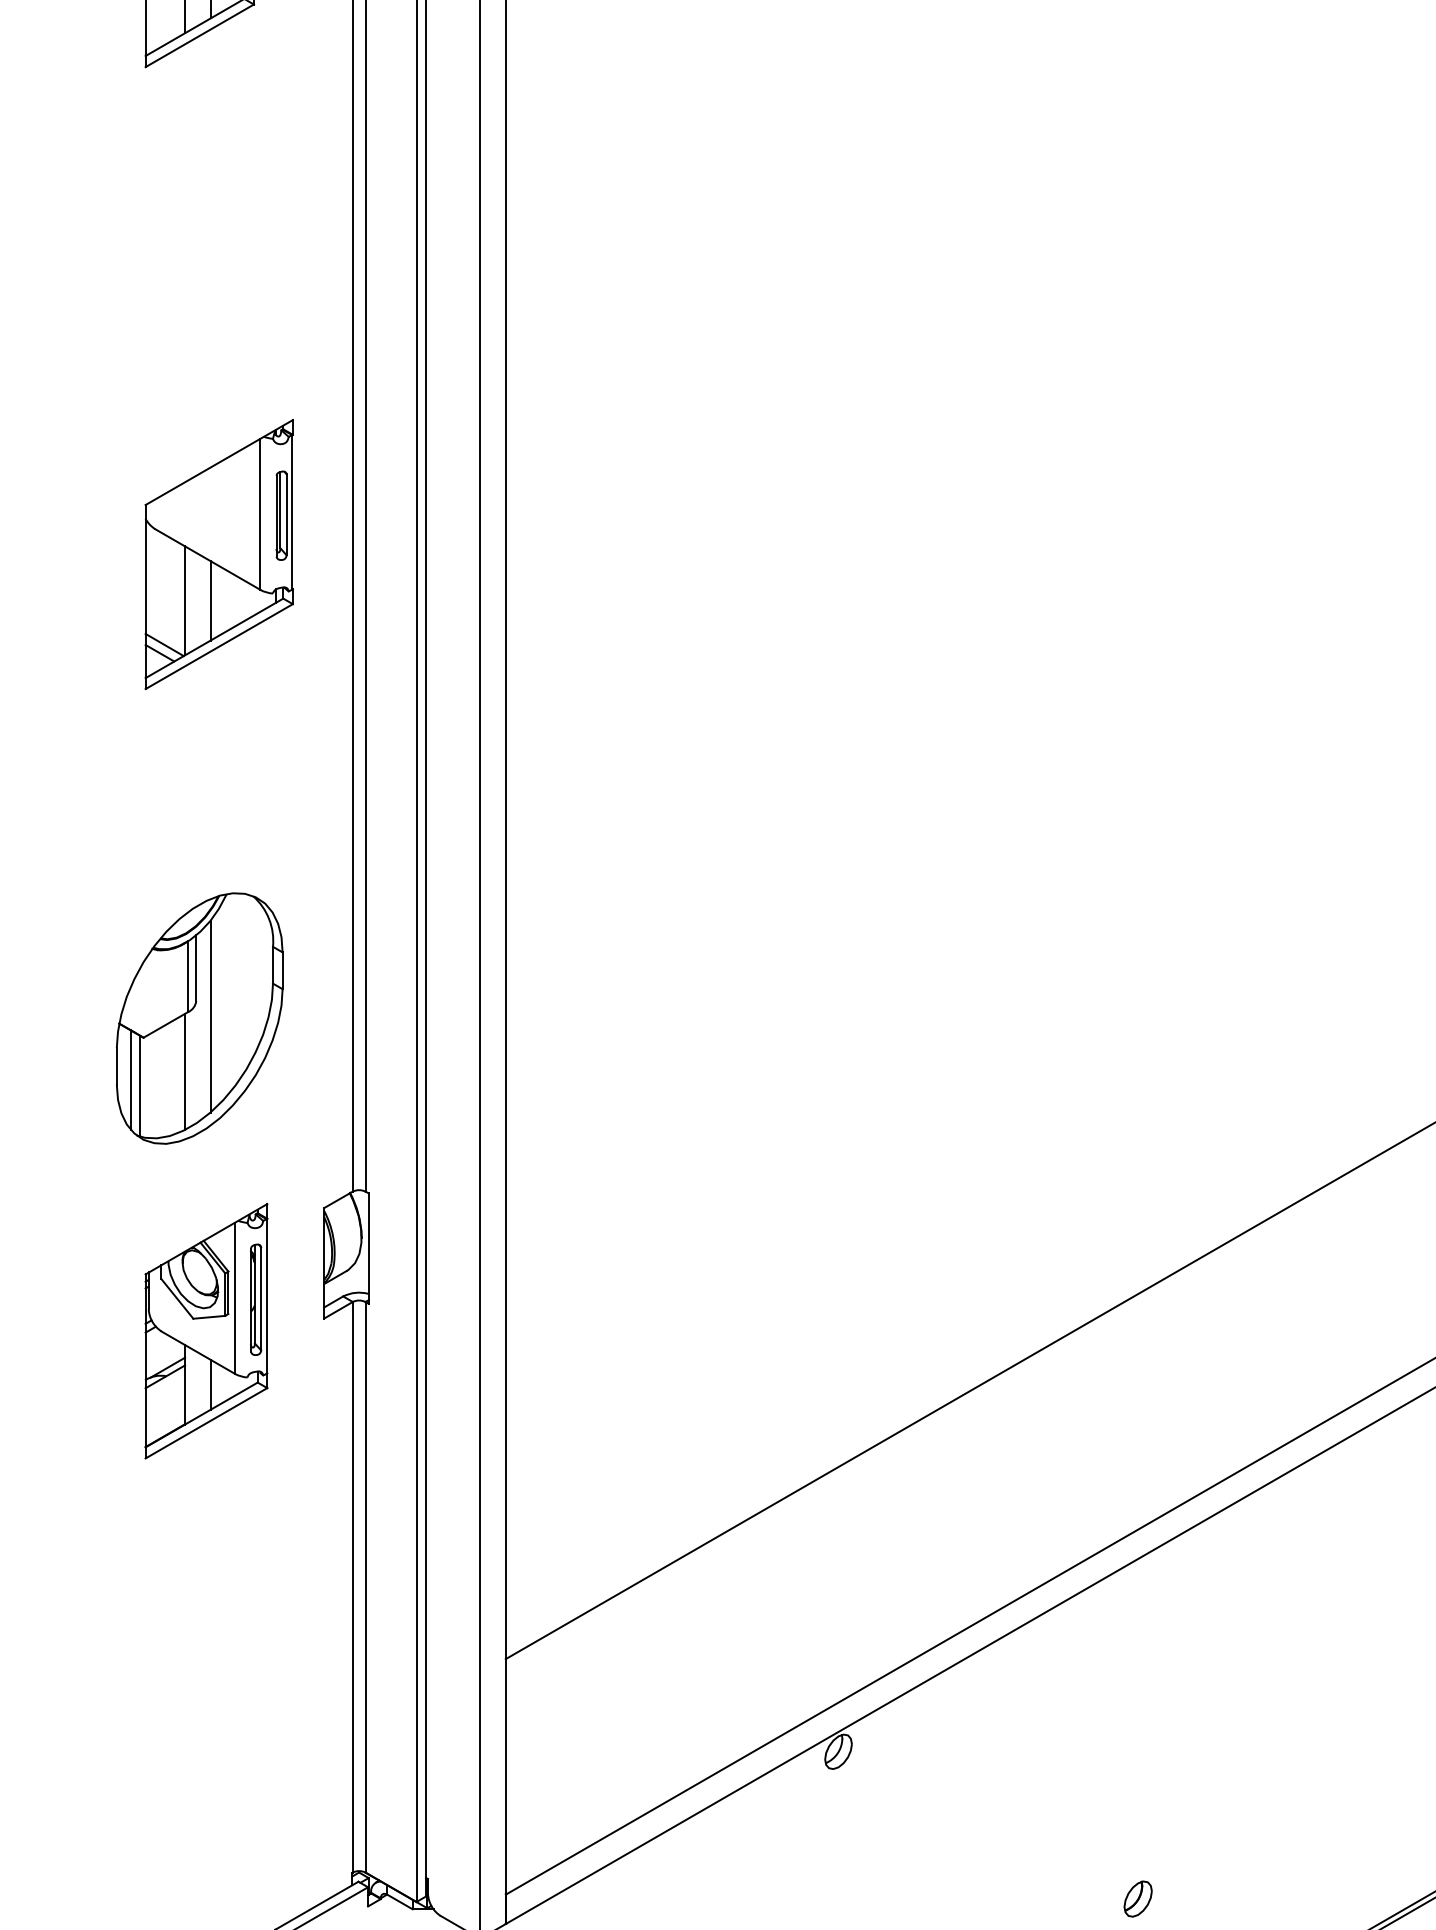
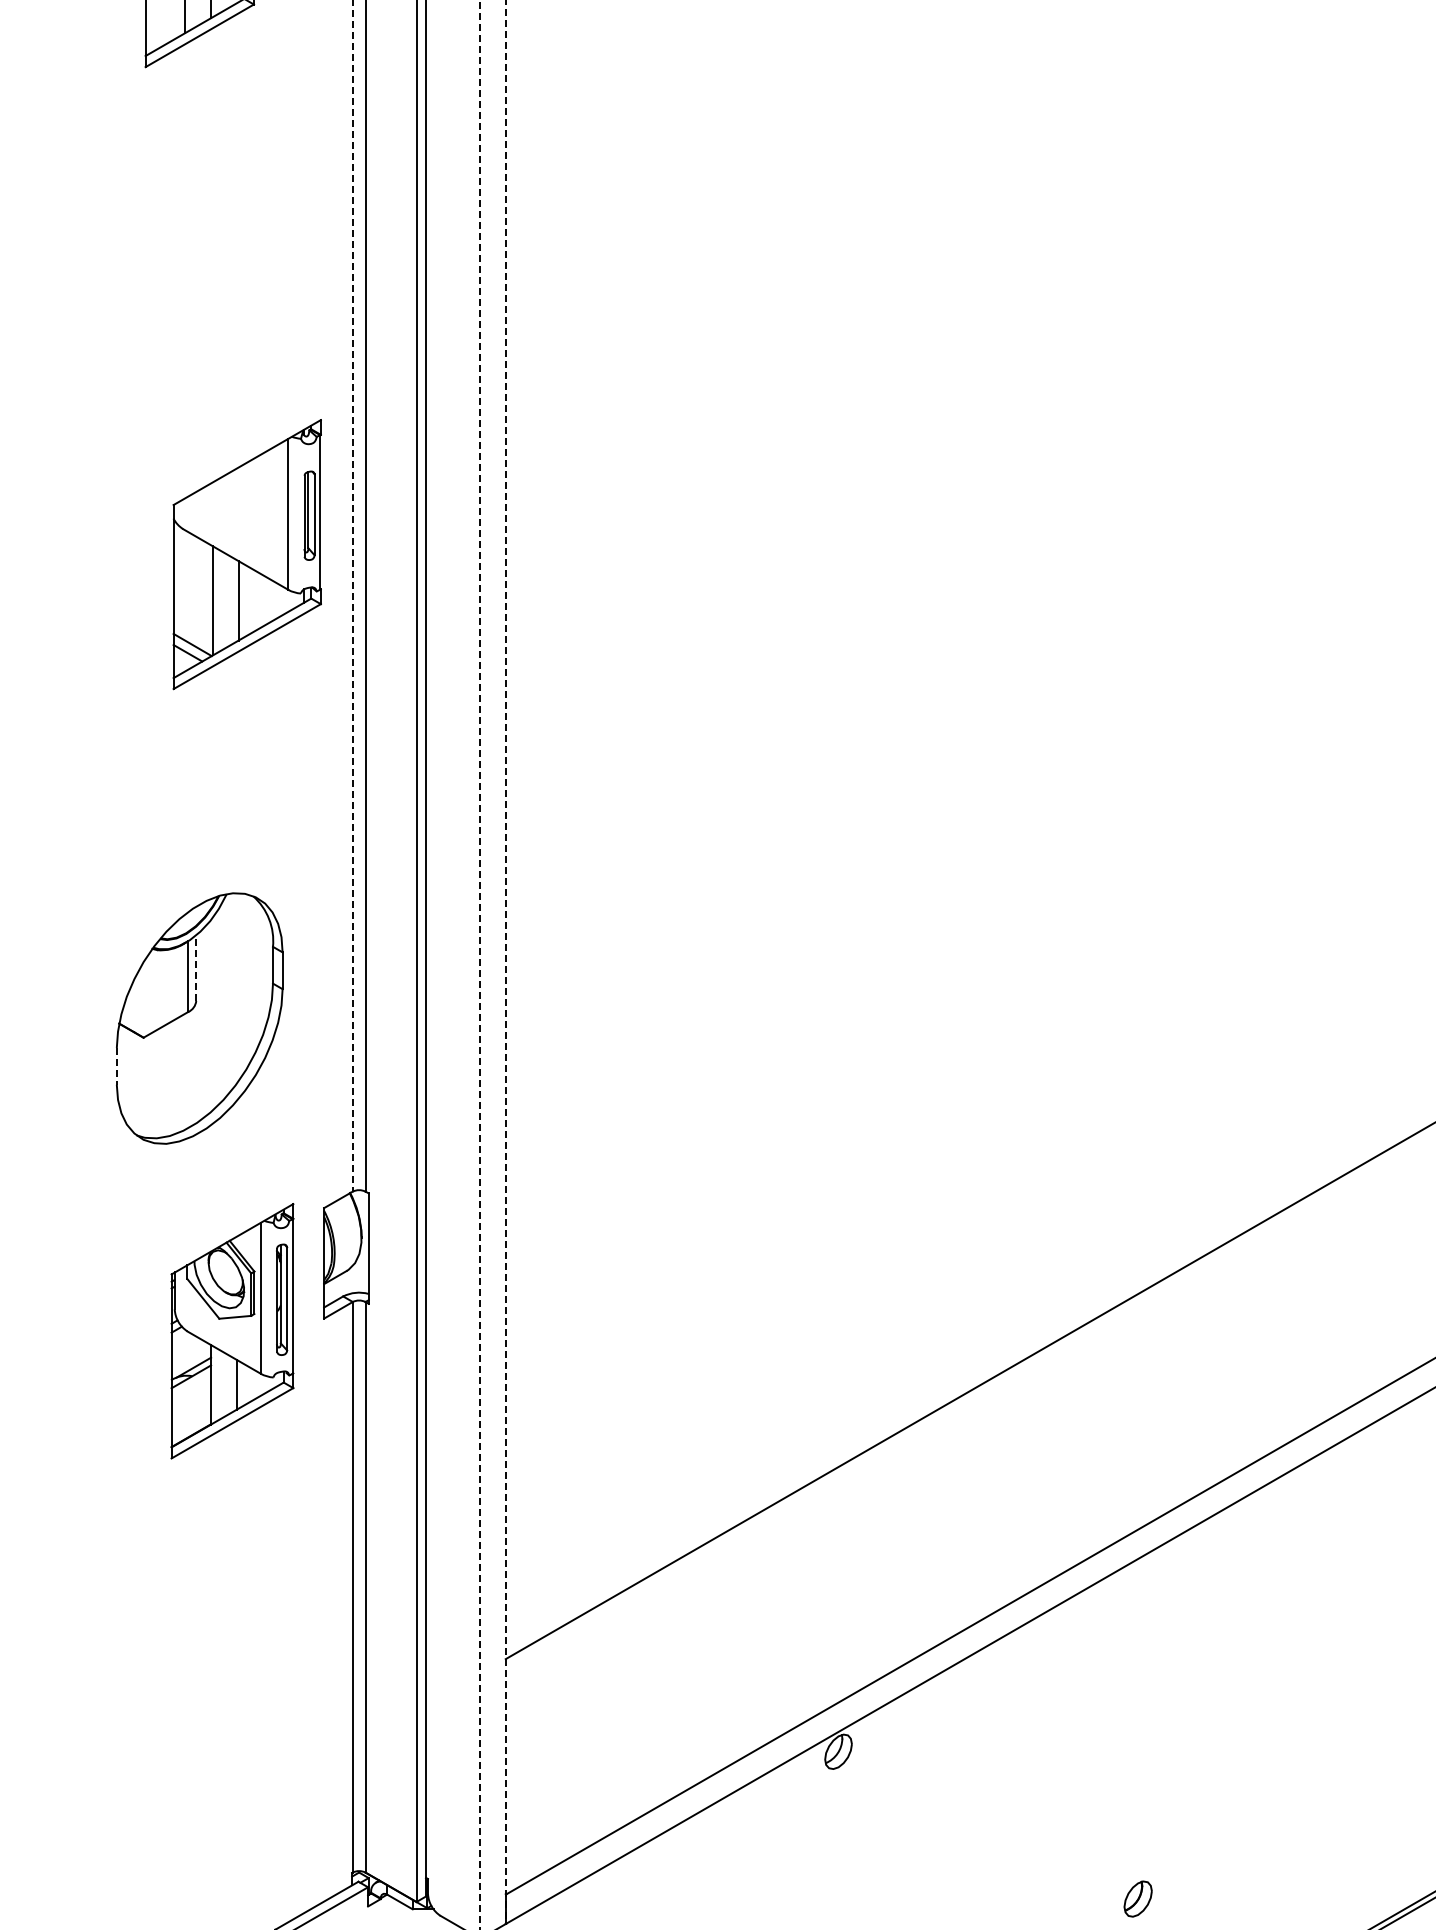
part position: (218, 554) -> (246, 554) (246, 554)
line: solid -> dashed (352, 596)
line: solid -> dashed (505, 962)
line: solid -> dashed (480, 965)
line: solid -> dashed (196, 968)
line: present -> none (210, 1016)
line: solid -> dashed (116, 1066)
line: present -> none (185, 1071)
line: present -> none (130, 1079)
line: present -> none (140, 1085)
part position: (206, 1331) -> (232, 1331) (232, 1331)
